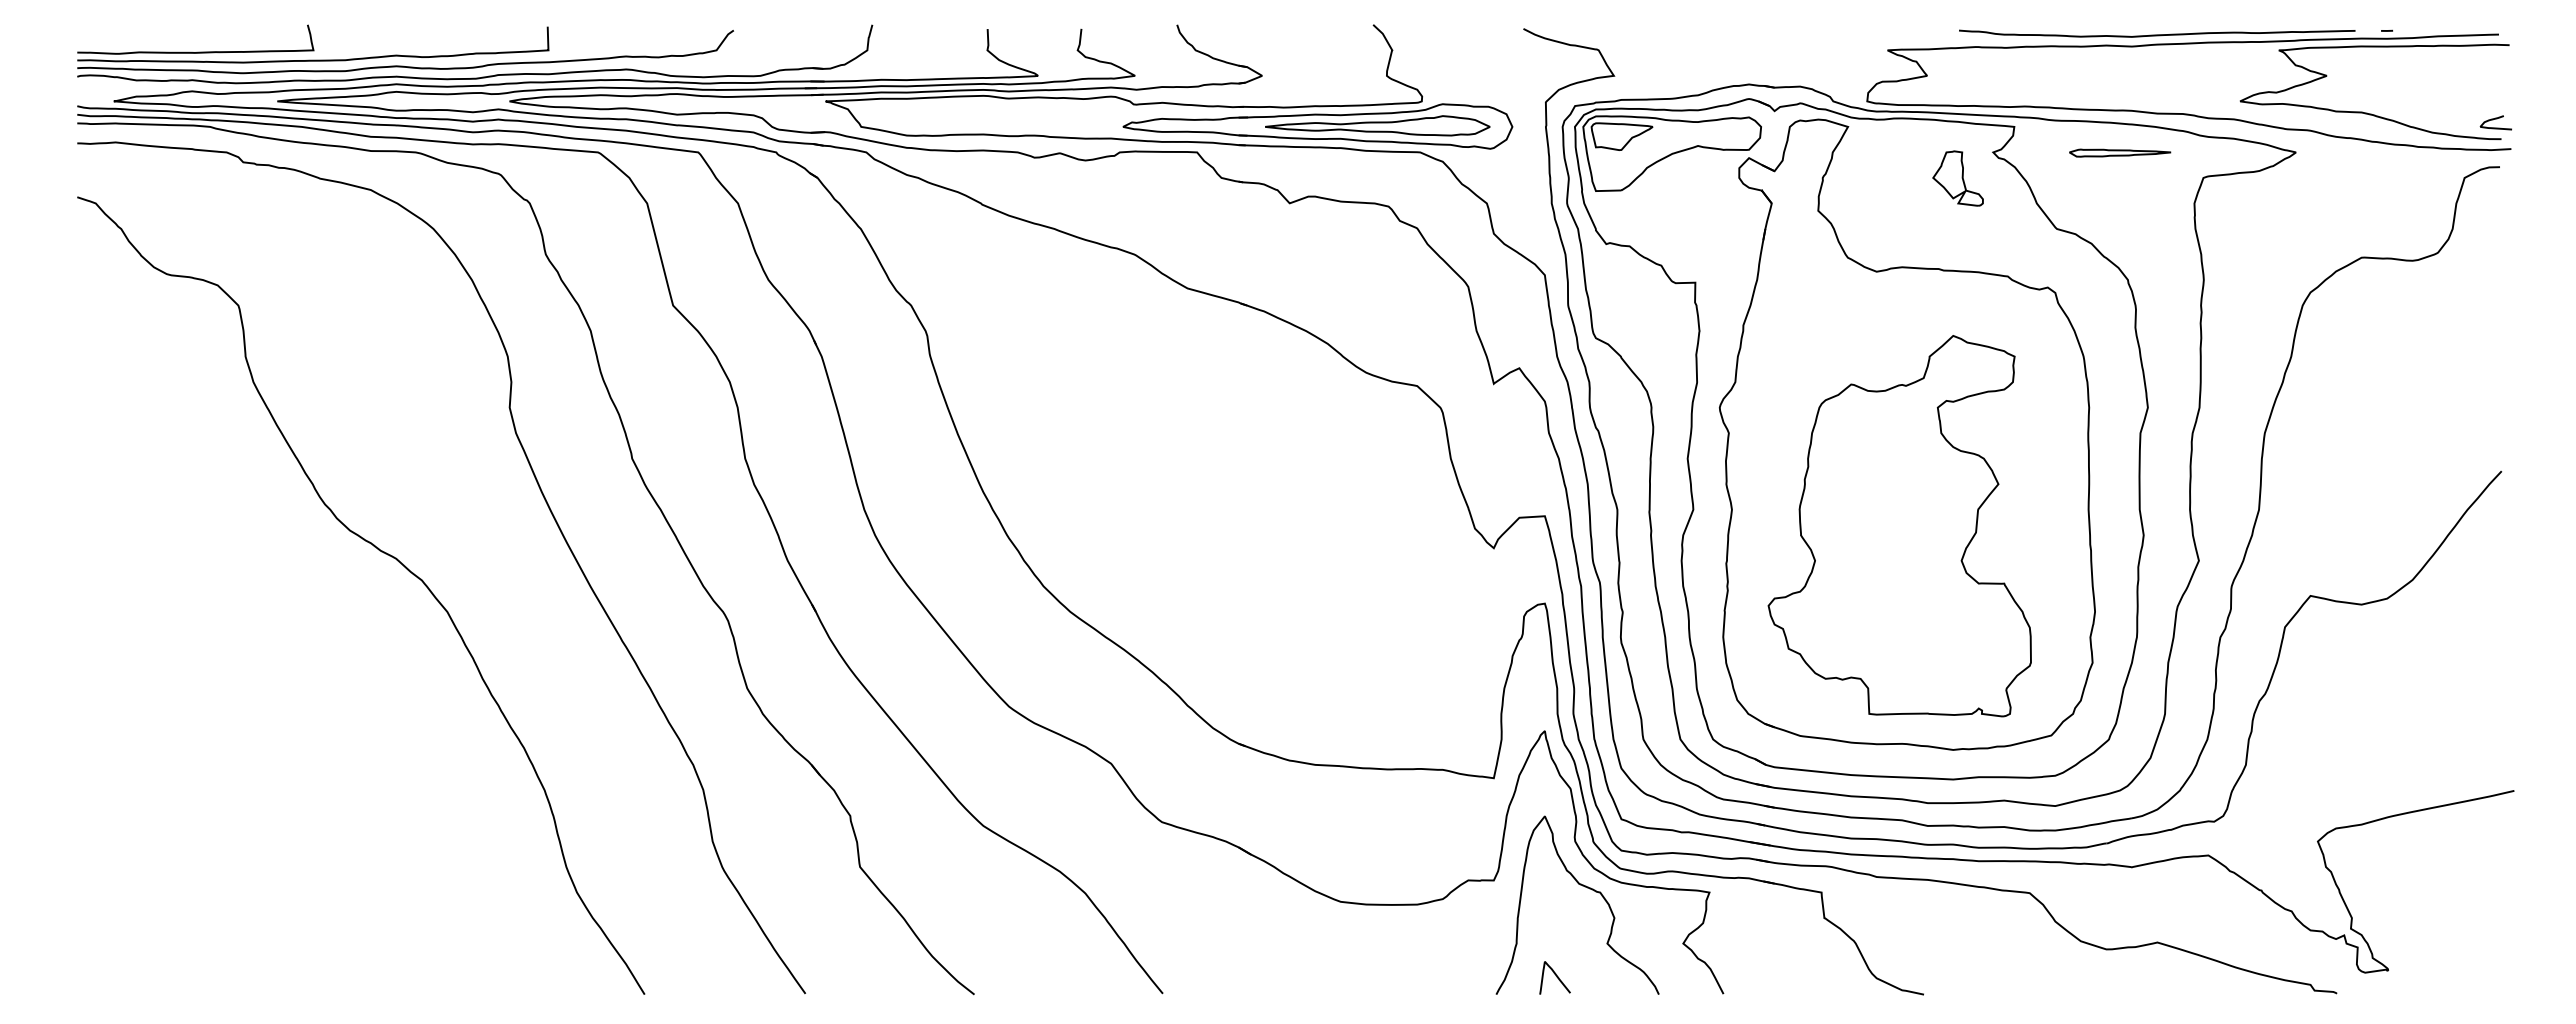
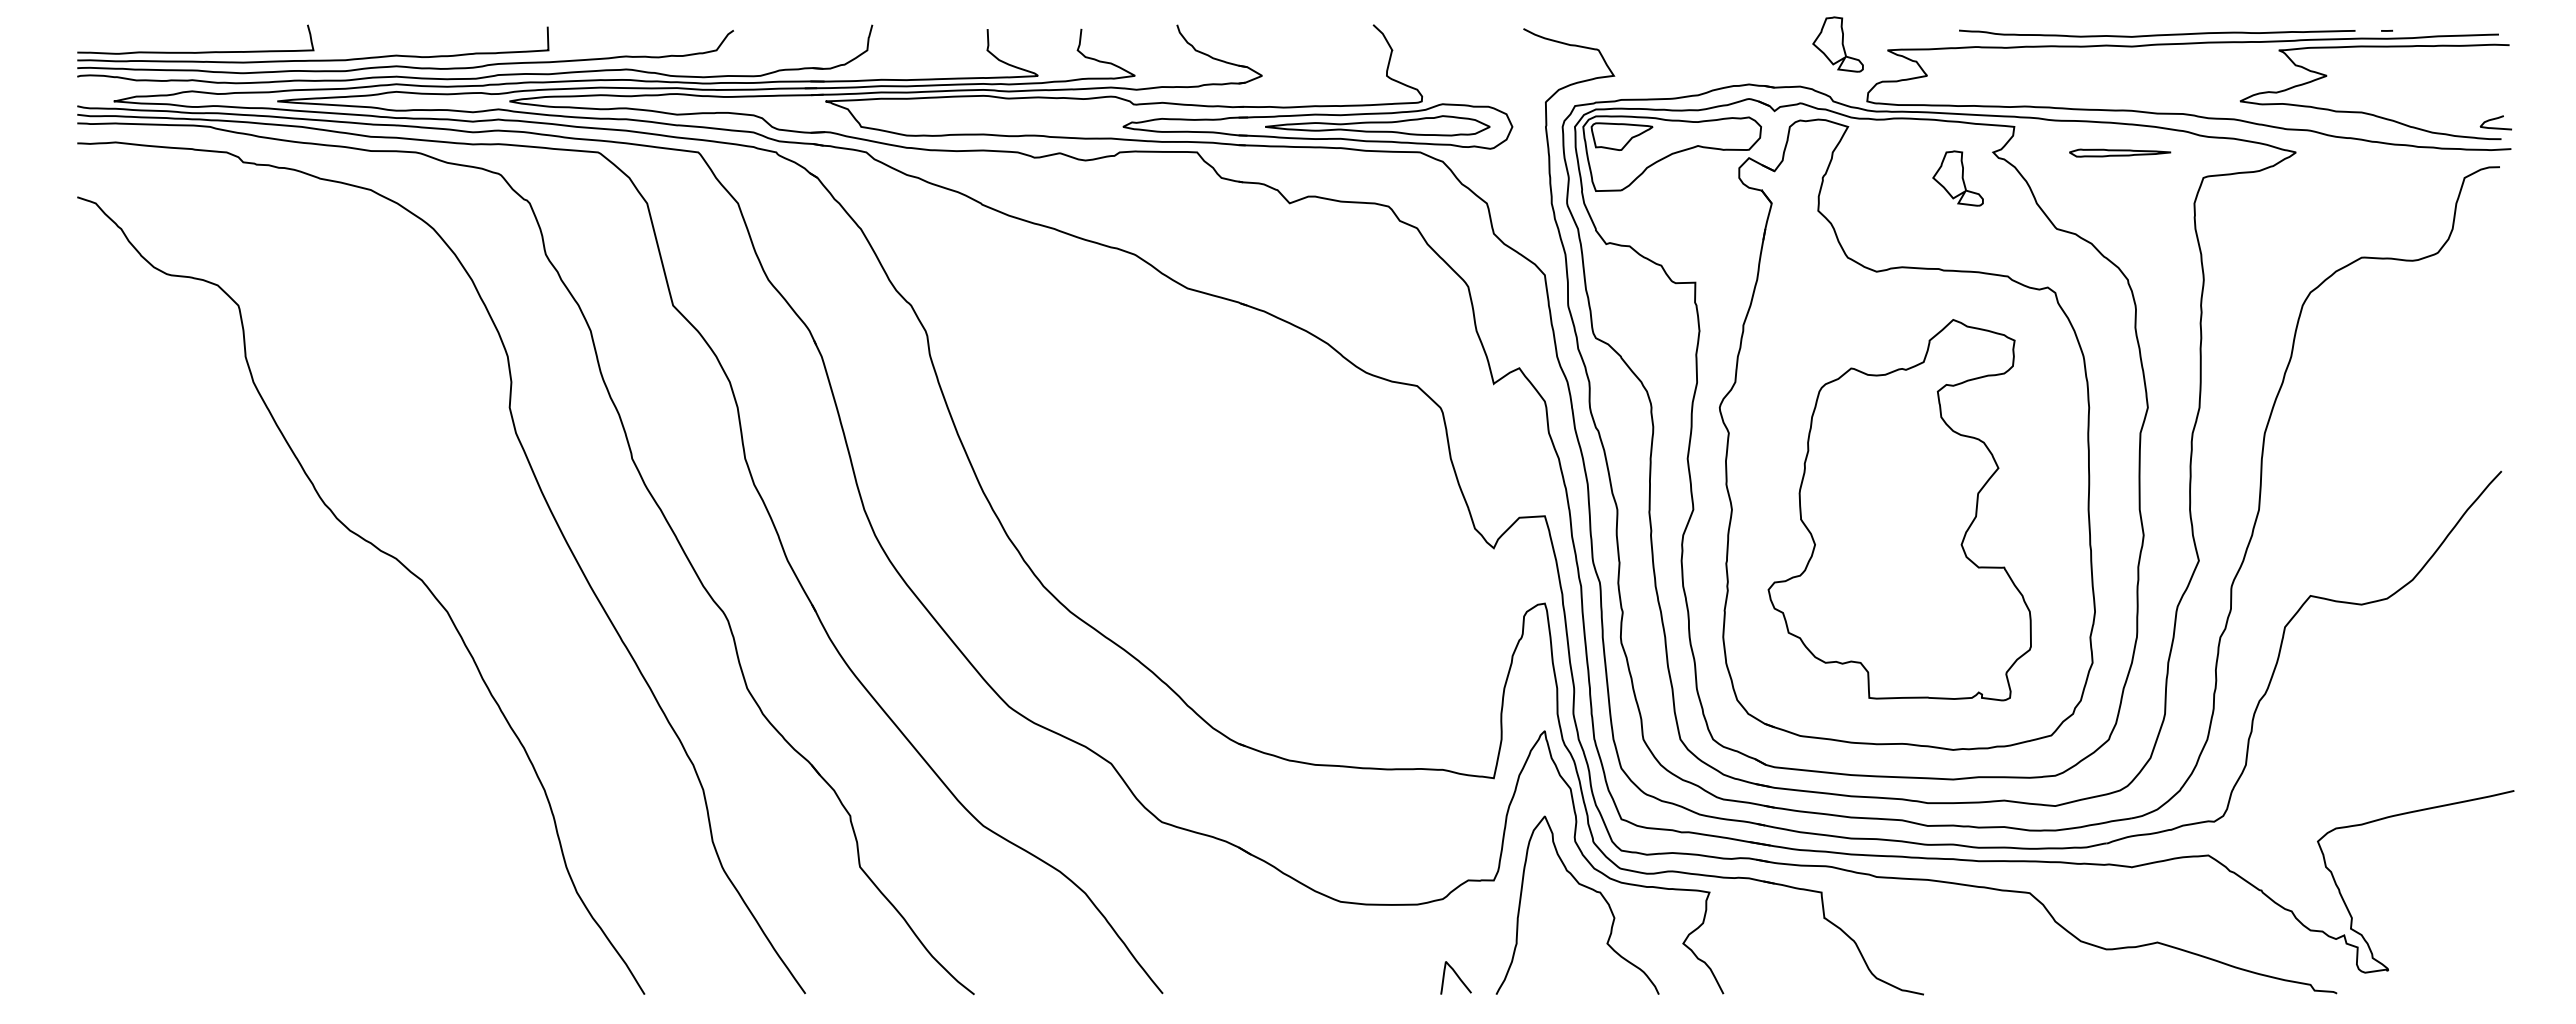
part: none -> present (1837, 44)
part position: (1899, 526) -> (1899, 510) (1899, 510)
curve position: (1556, 977) -> (1457, 977) (1457, 977)
